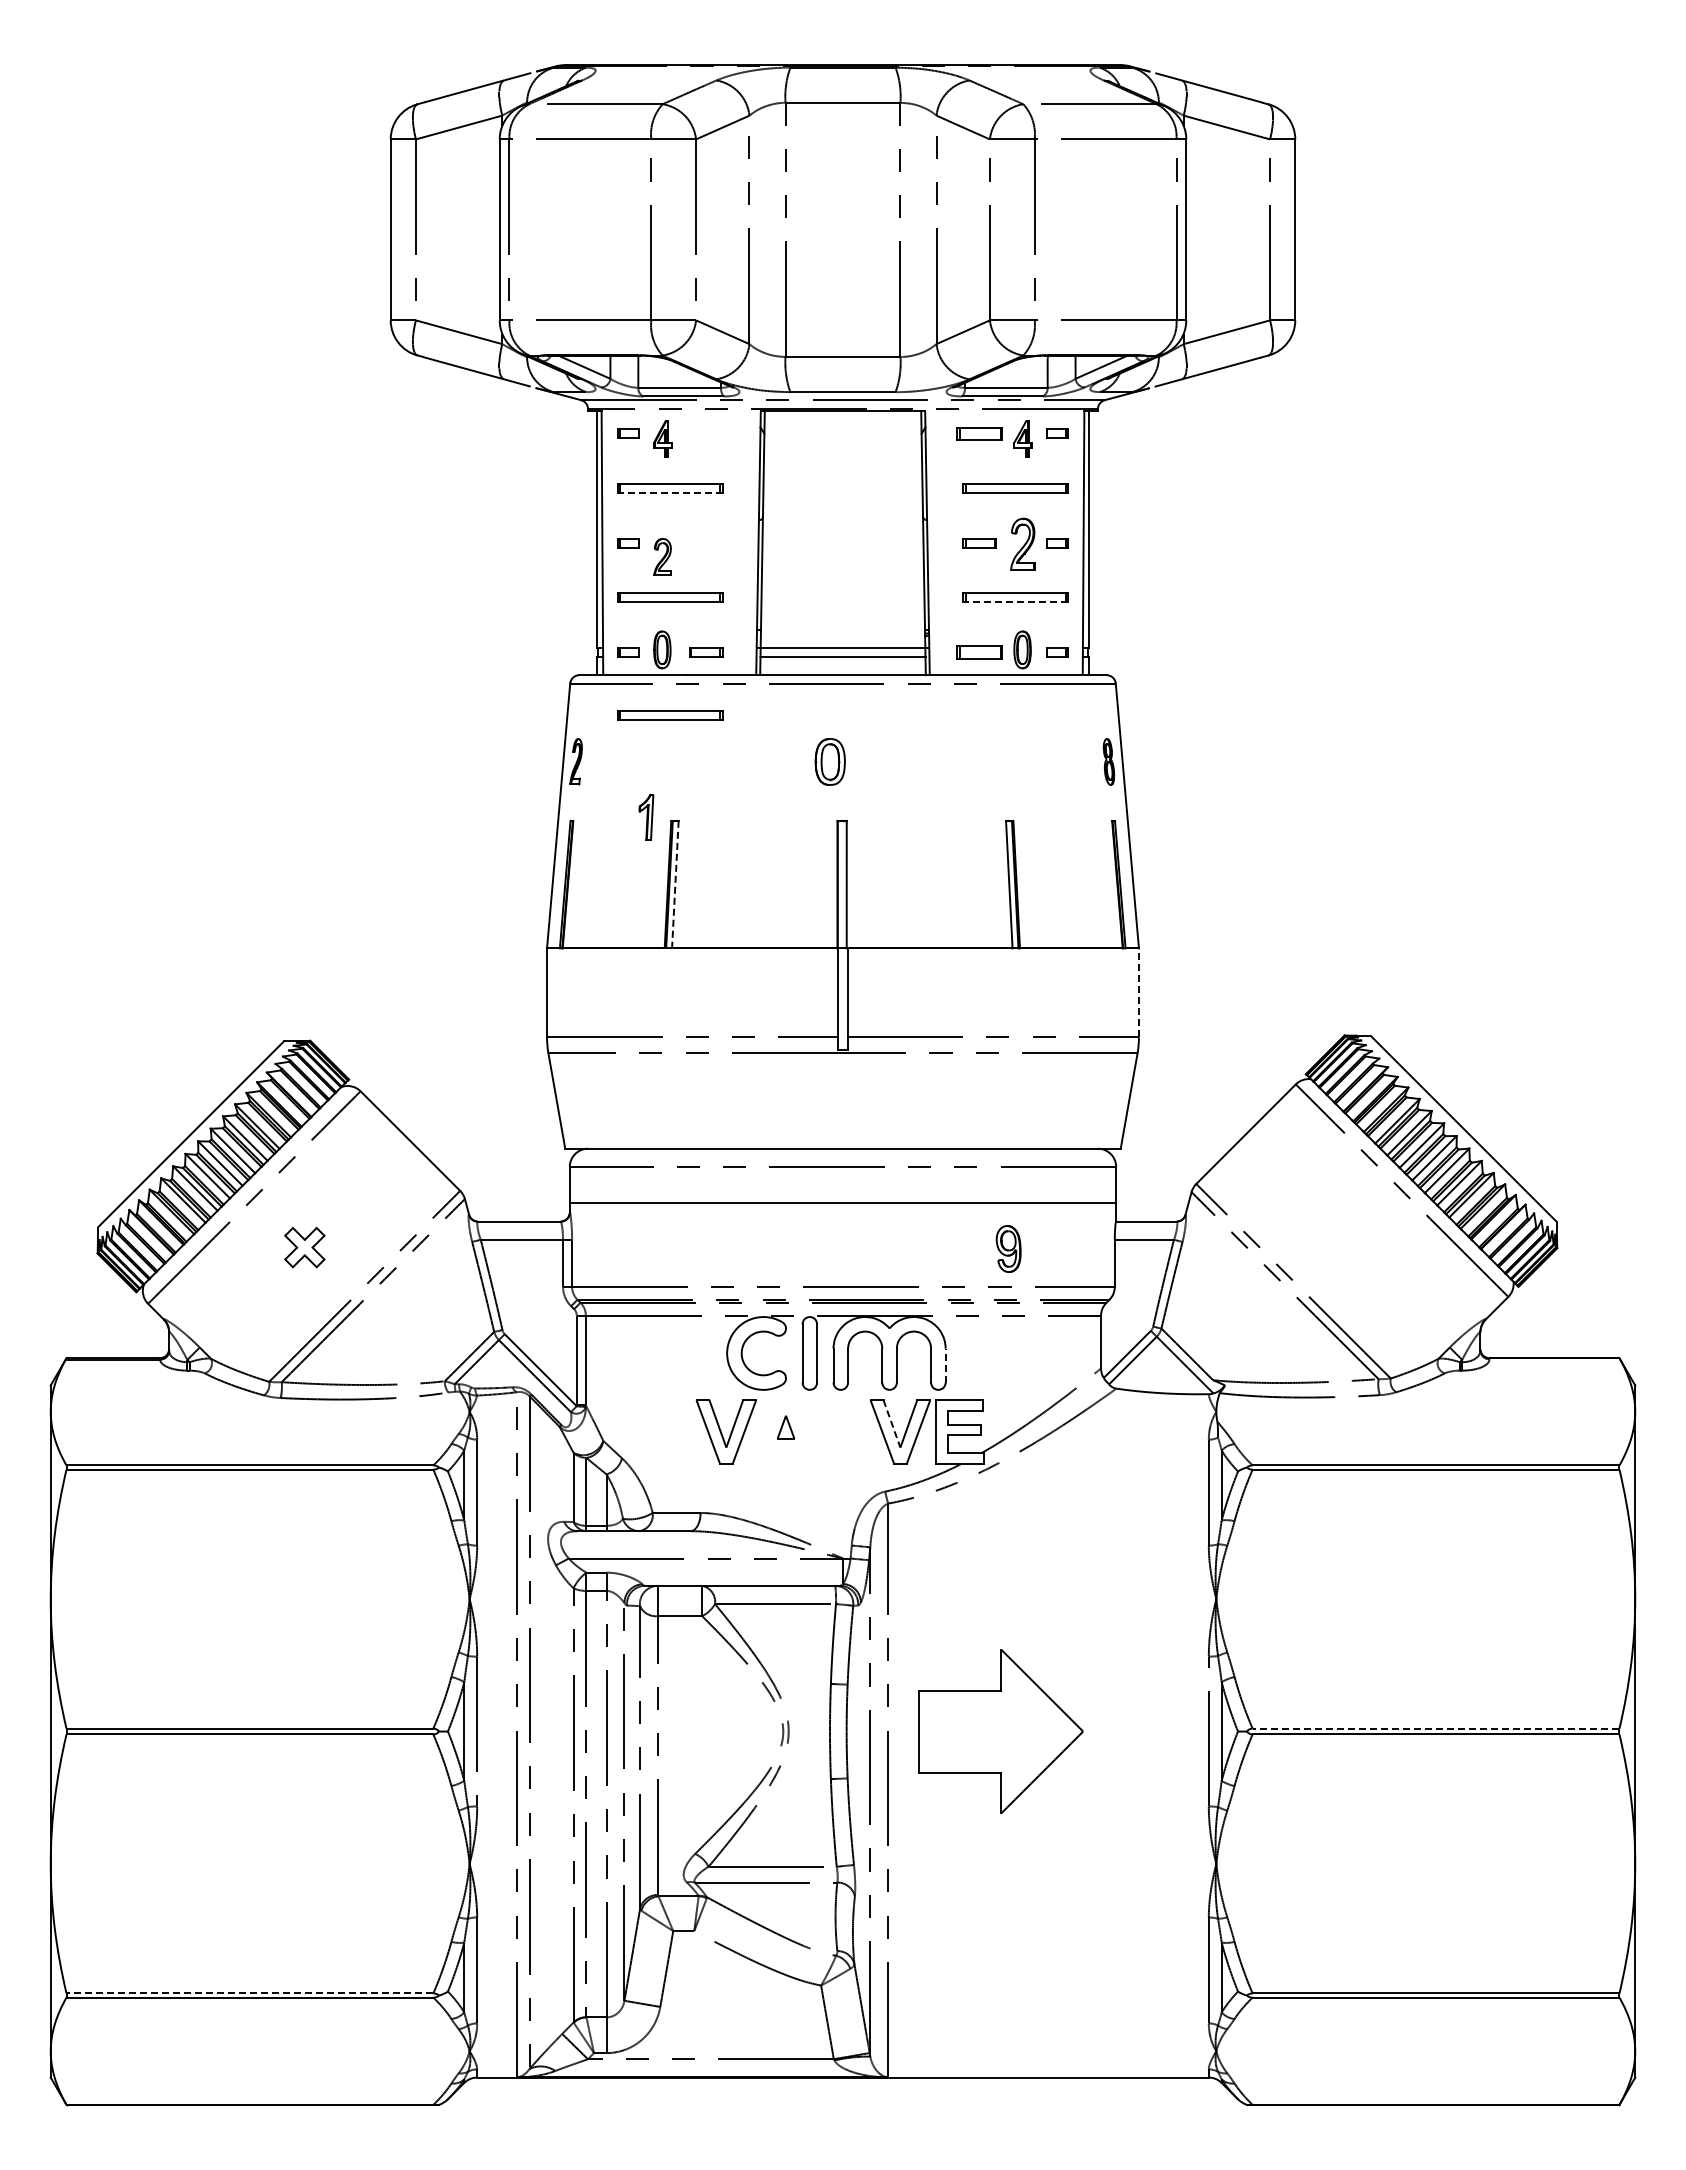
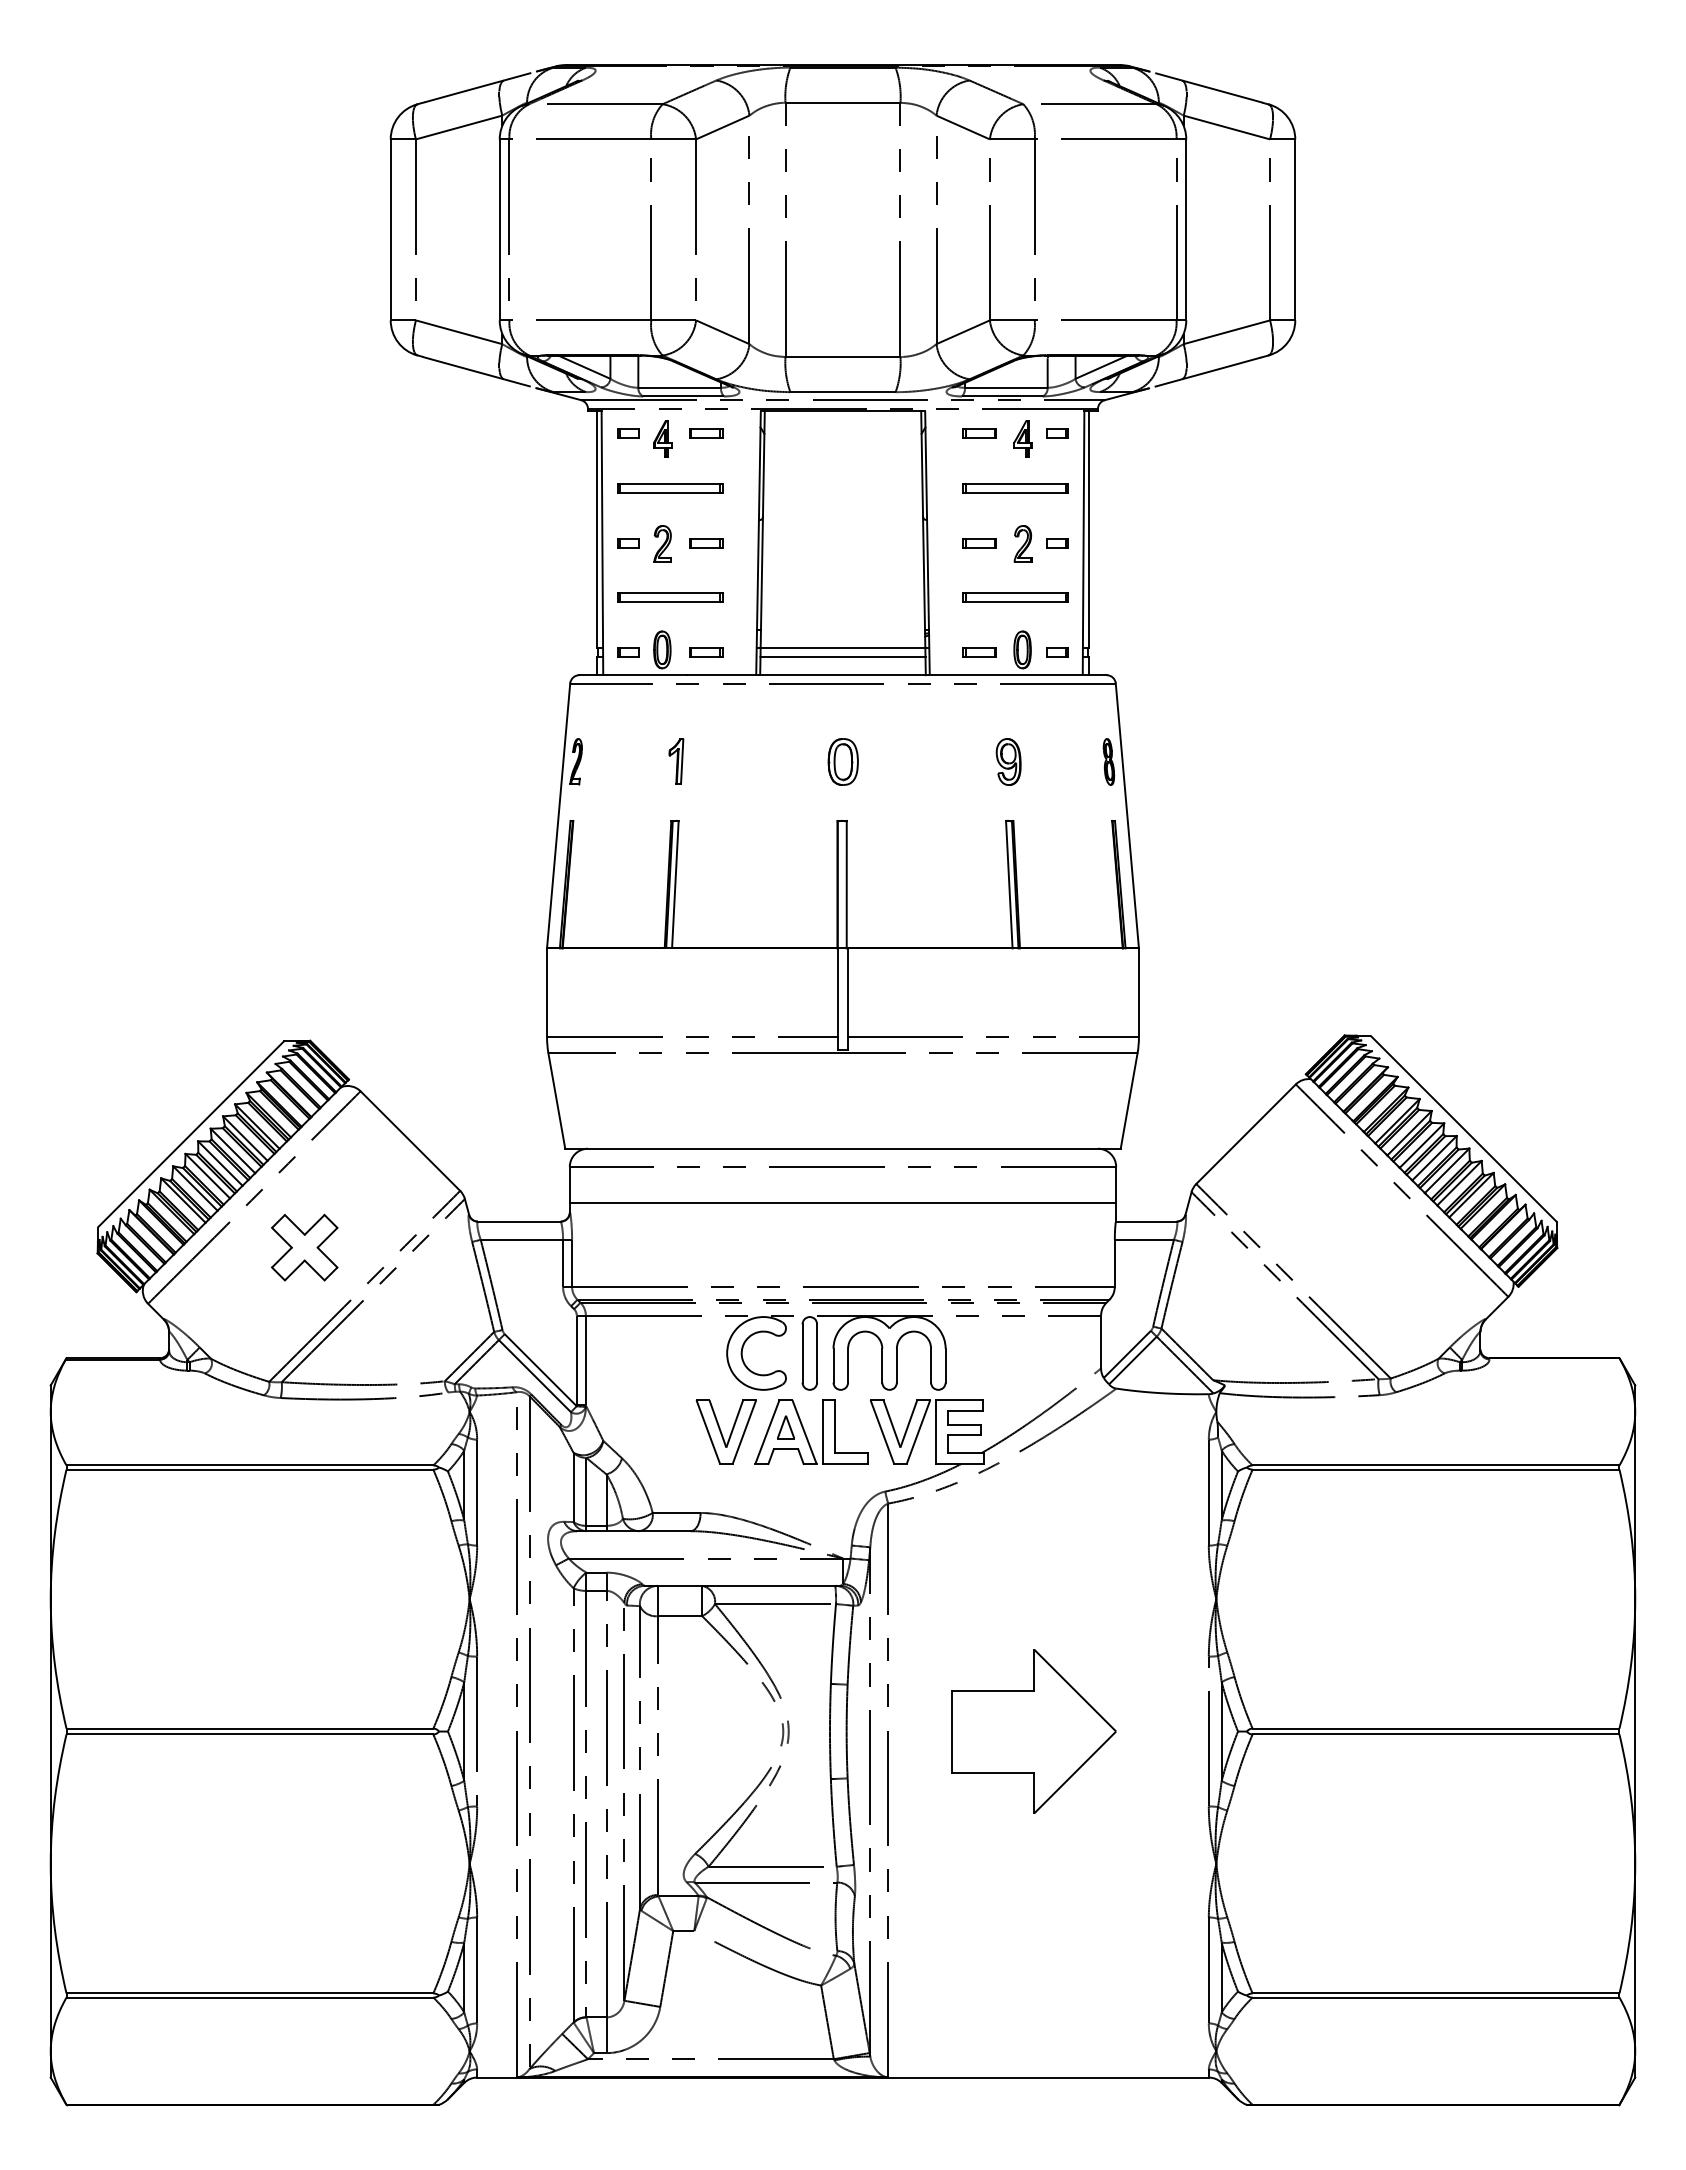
part: none -> present (706, 433)
part size: 47x14 px -> 35x11 px (979, 433)
line: dashed -> solid (669, 493)
part: none -> present (706, 543)
part size: 26x54 px -> 20x38 px (1022, 543)
part position: (662, 556) -> (662, 543) (662, 543)
line: dashed -> solid (1015, 602)
part size: 47x15 px -> 35x11 px (979, 652)
part: present -> none (670, 715)
part position: (829, 761) -> (842, 761) (842, 761)
part position: (646, 817) -> (676, 761) (676, 761)
line: dashed -> solid (675, 885)
line: dashed -> solid (1138, 992)
part size: 42x43 px -> 68x69 px (304, 1247)
part position: (1008, 1248) -> (1008, 761) (1008, 761)
line: dashed -> solid (945, 1365)
line: dashed -> solid (892, 1424)
part: none -> present (811, 1431)
line: dashed -> solid (1435, 1728)
part position: (1000, 1731) -> (1033, 1731) (1033, 1731)
line: dashed -> solid (249, 1993)
